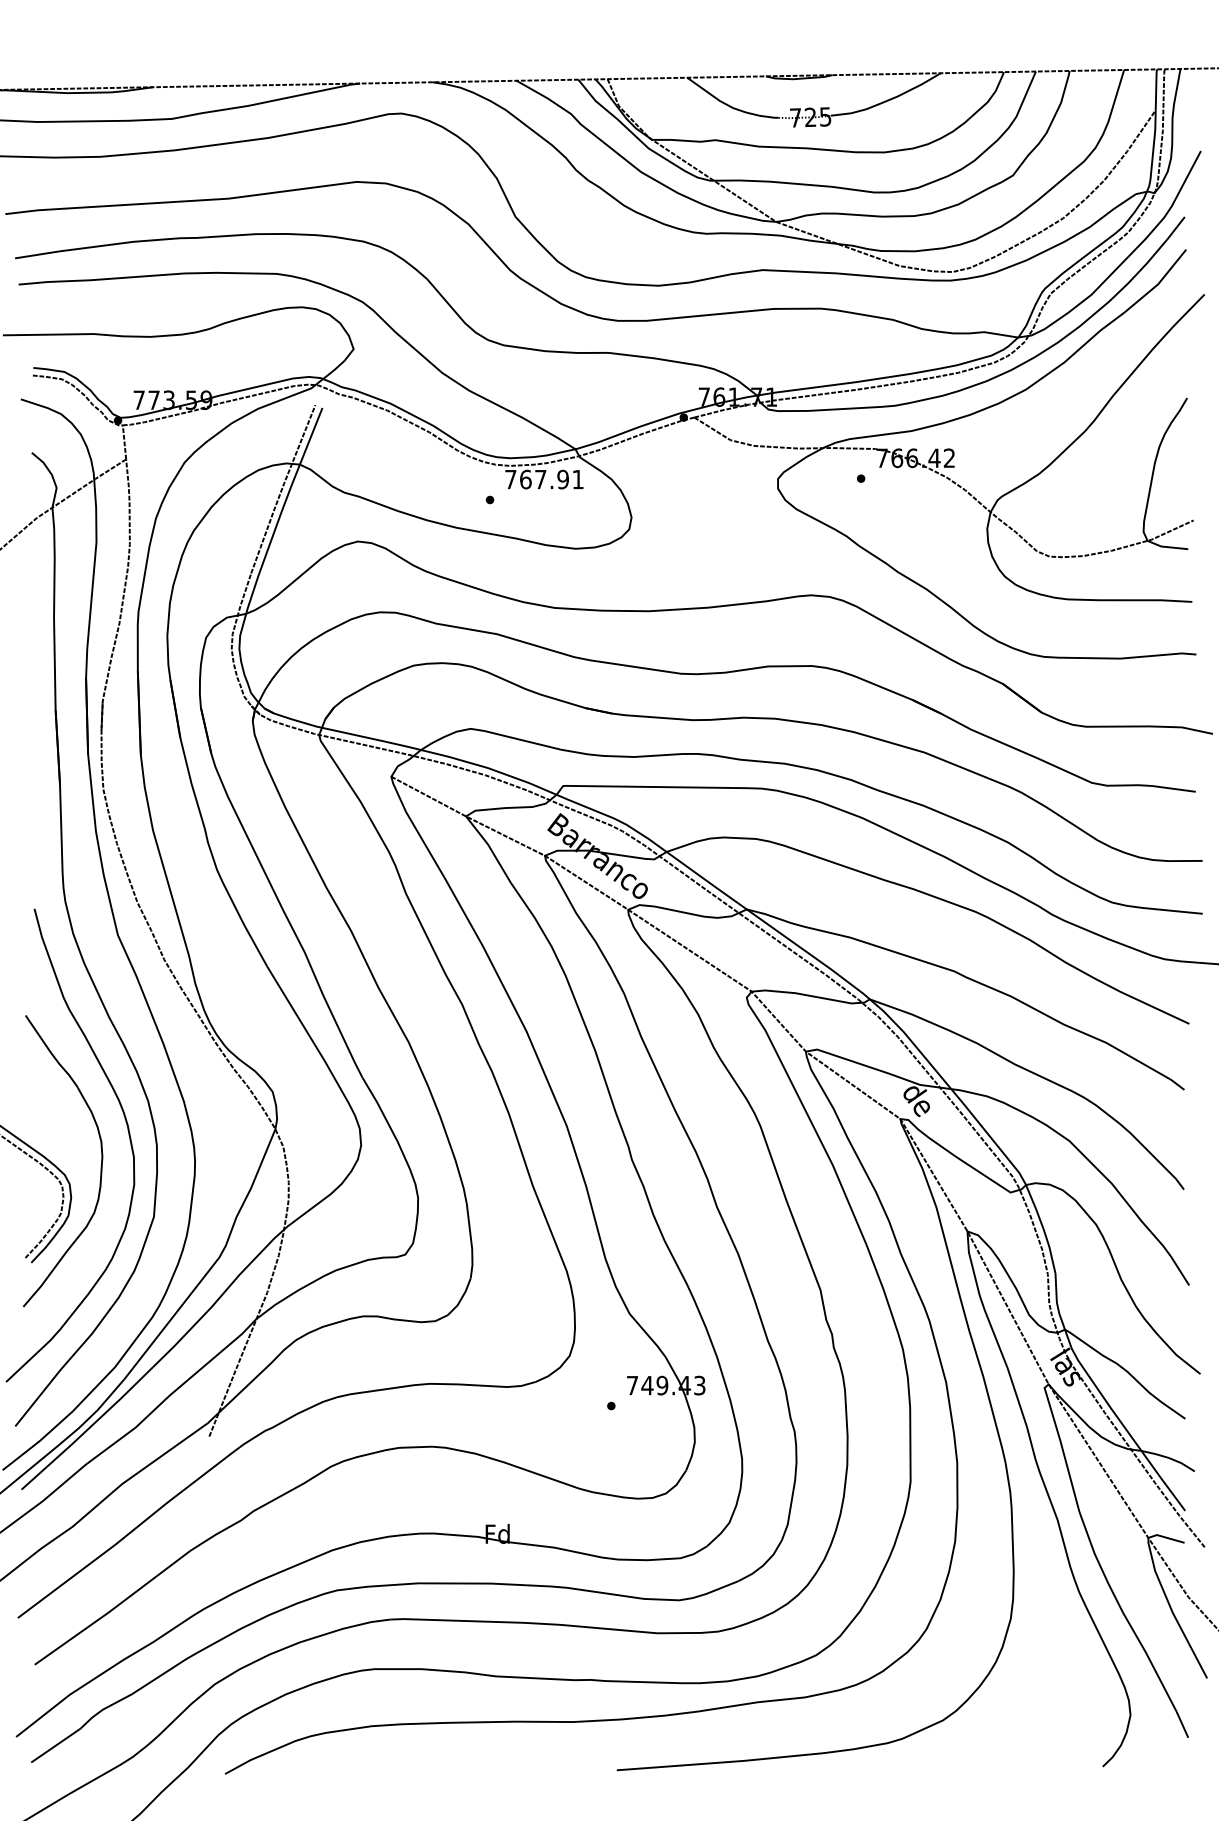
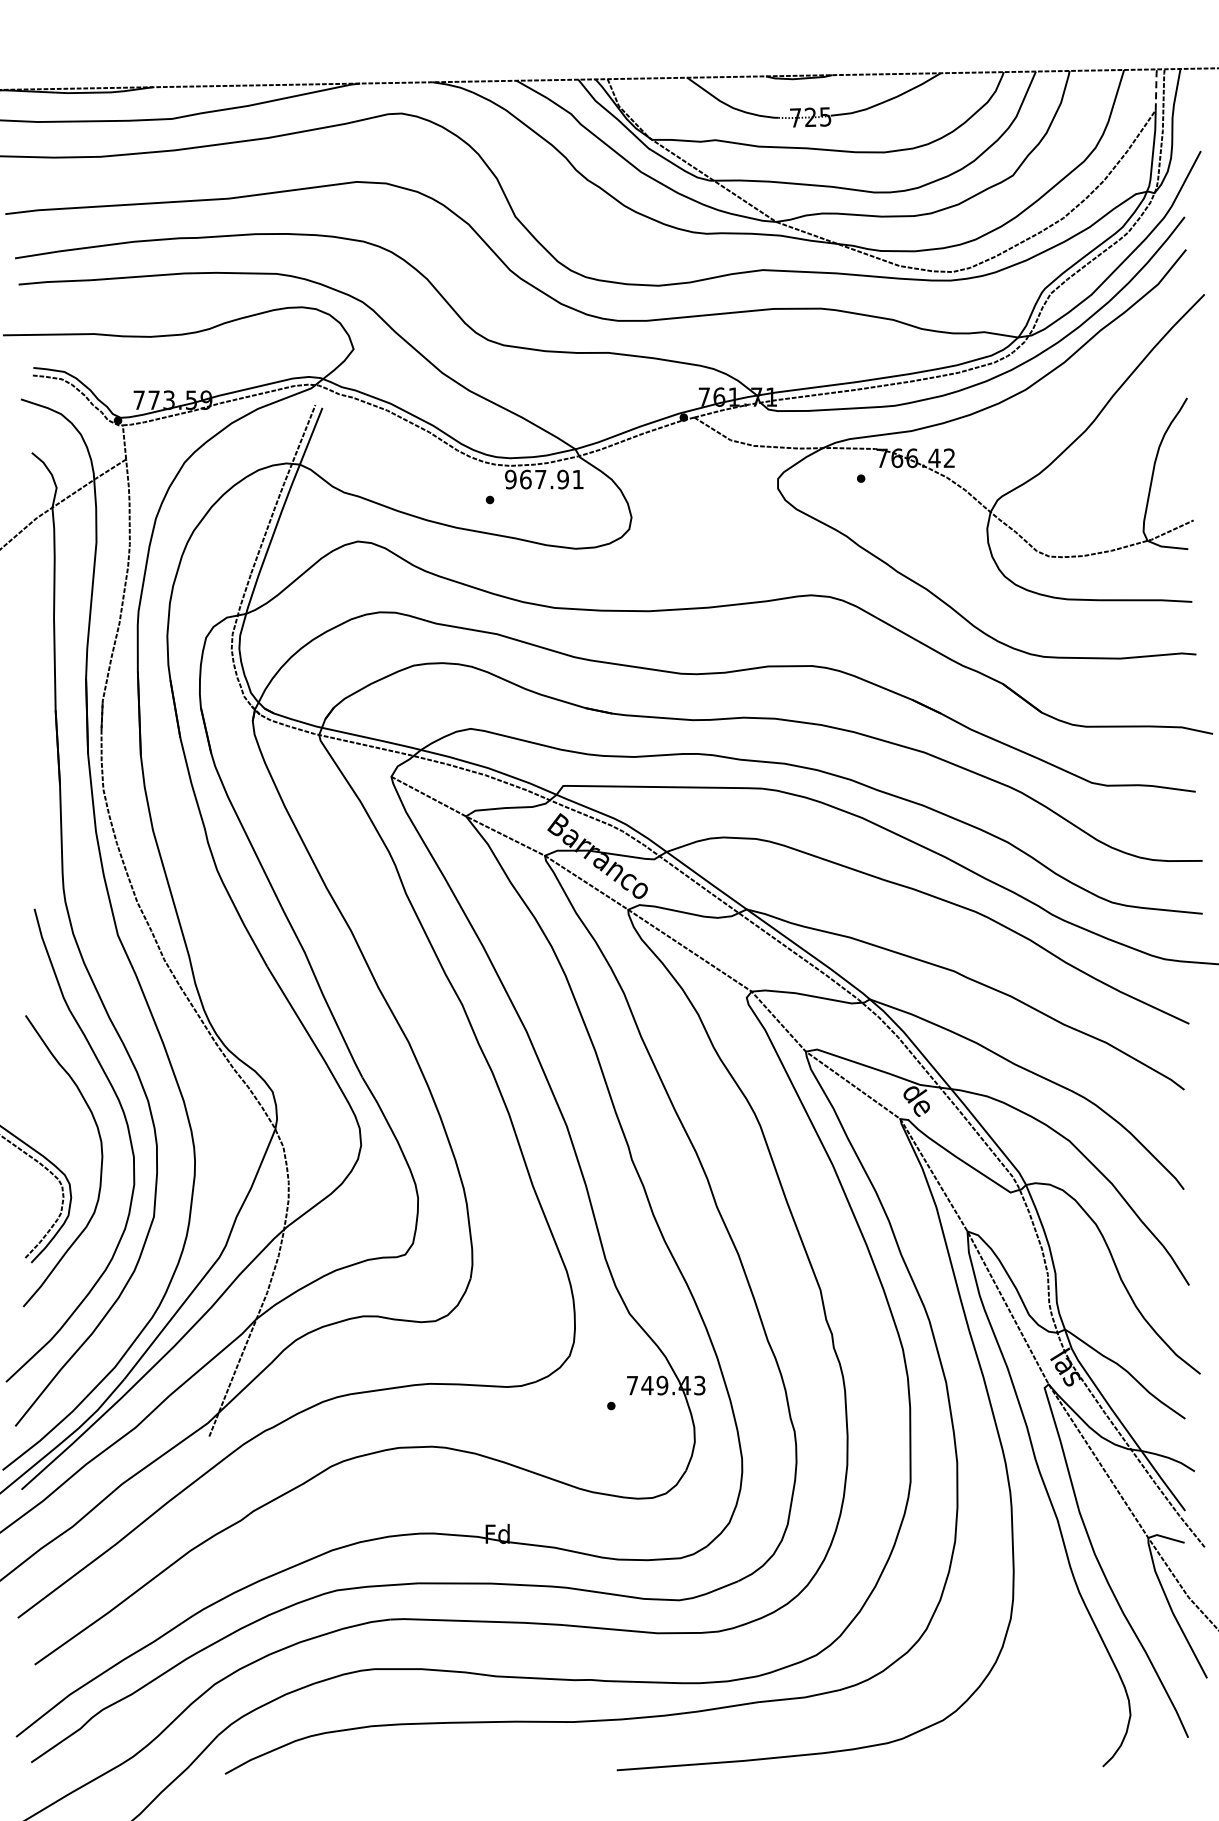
line: solid -> dashed (1156, 88)
text: 767.91 -> 967.91 (510, 479)
